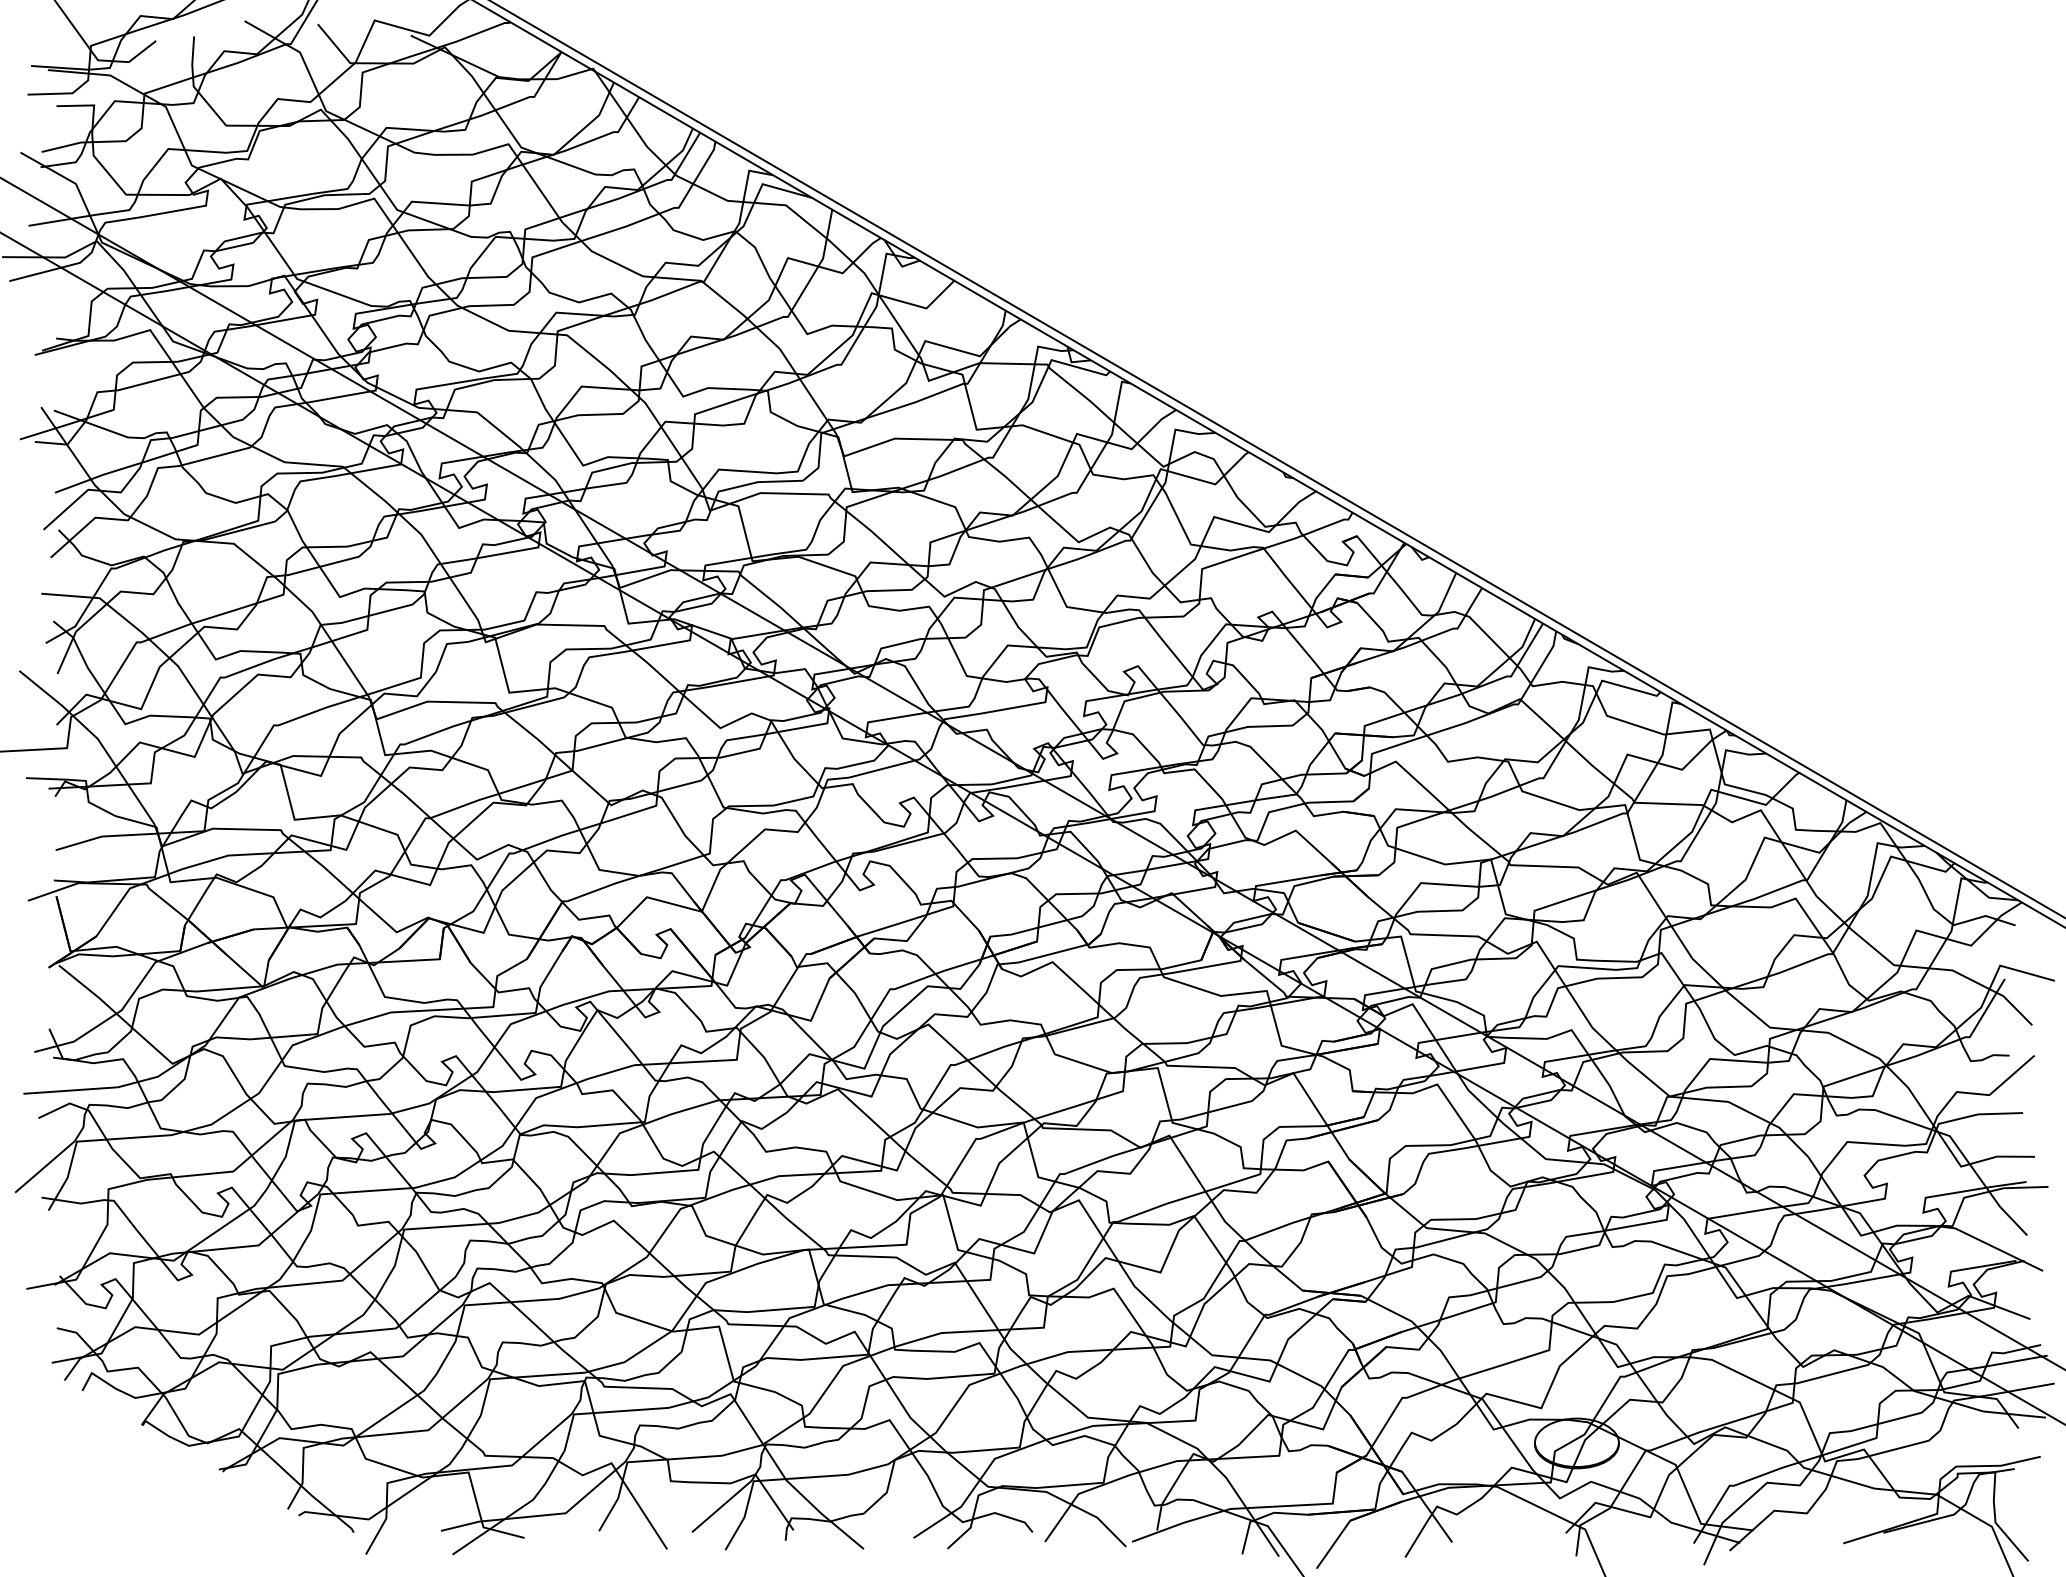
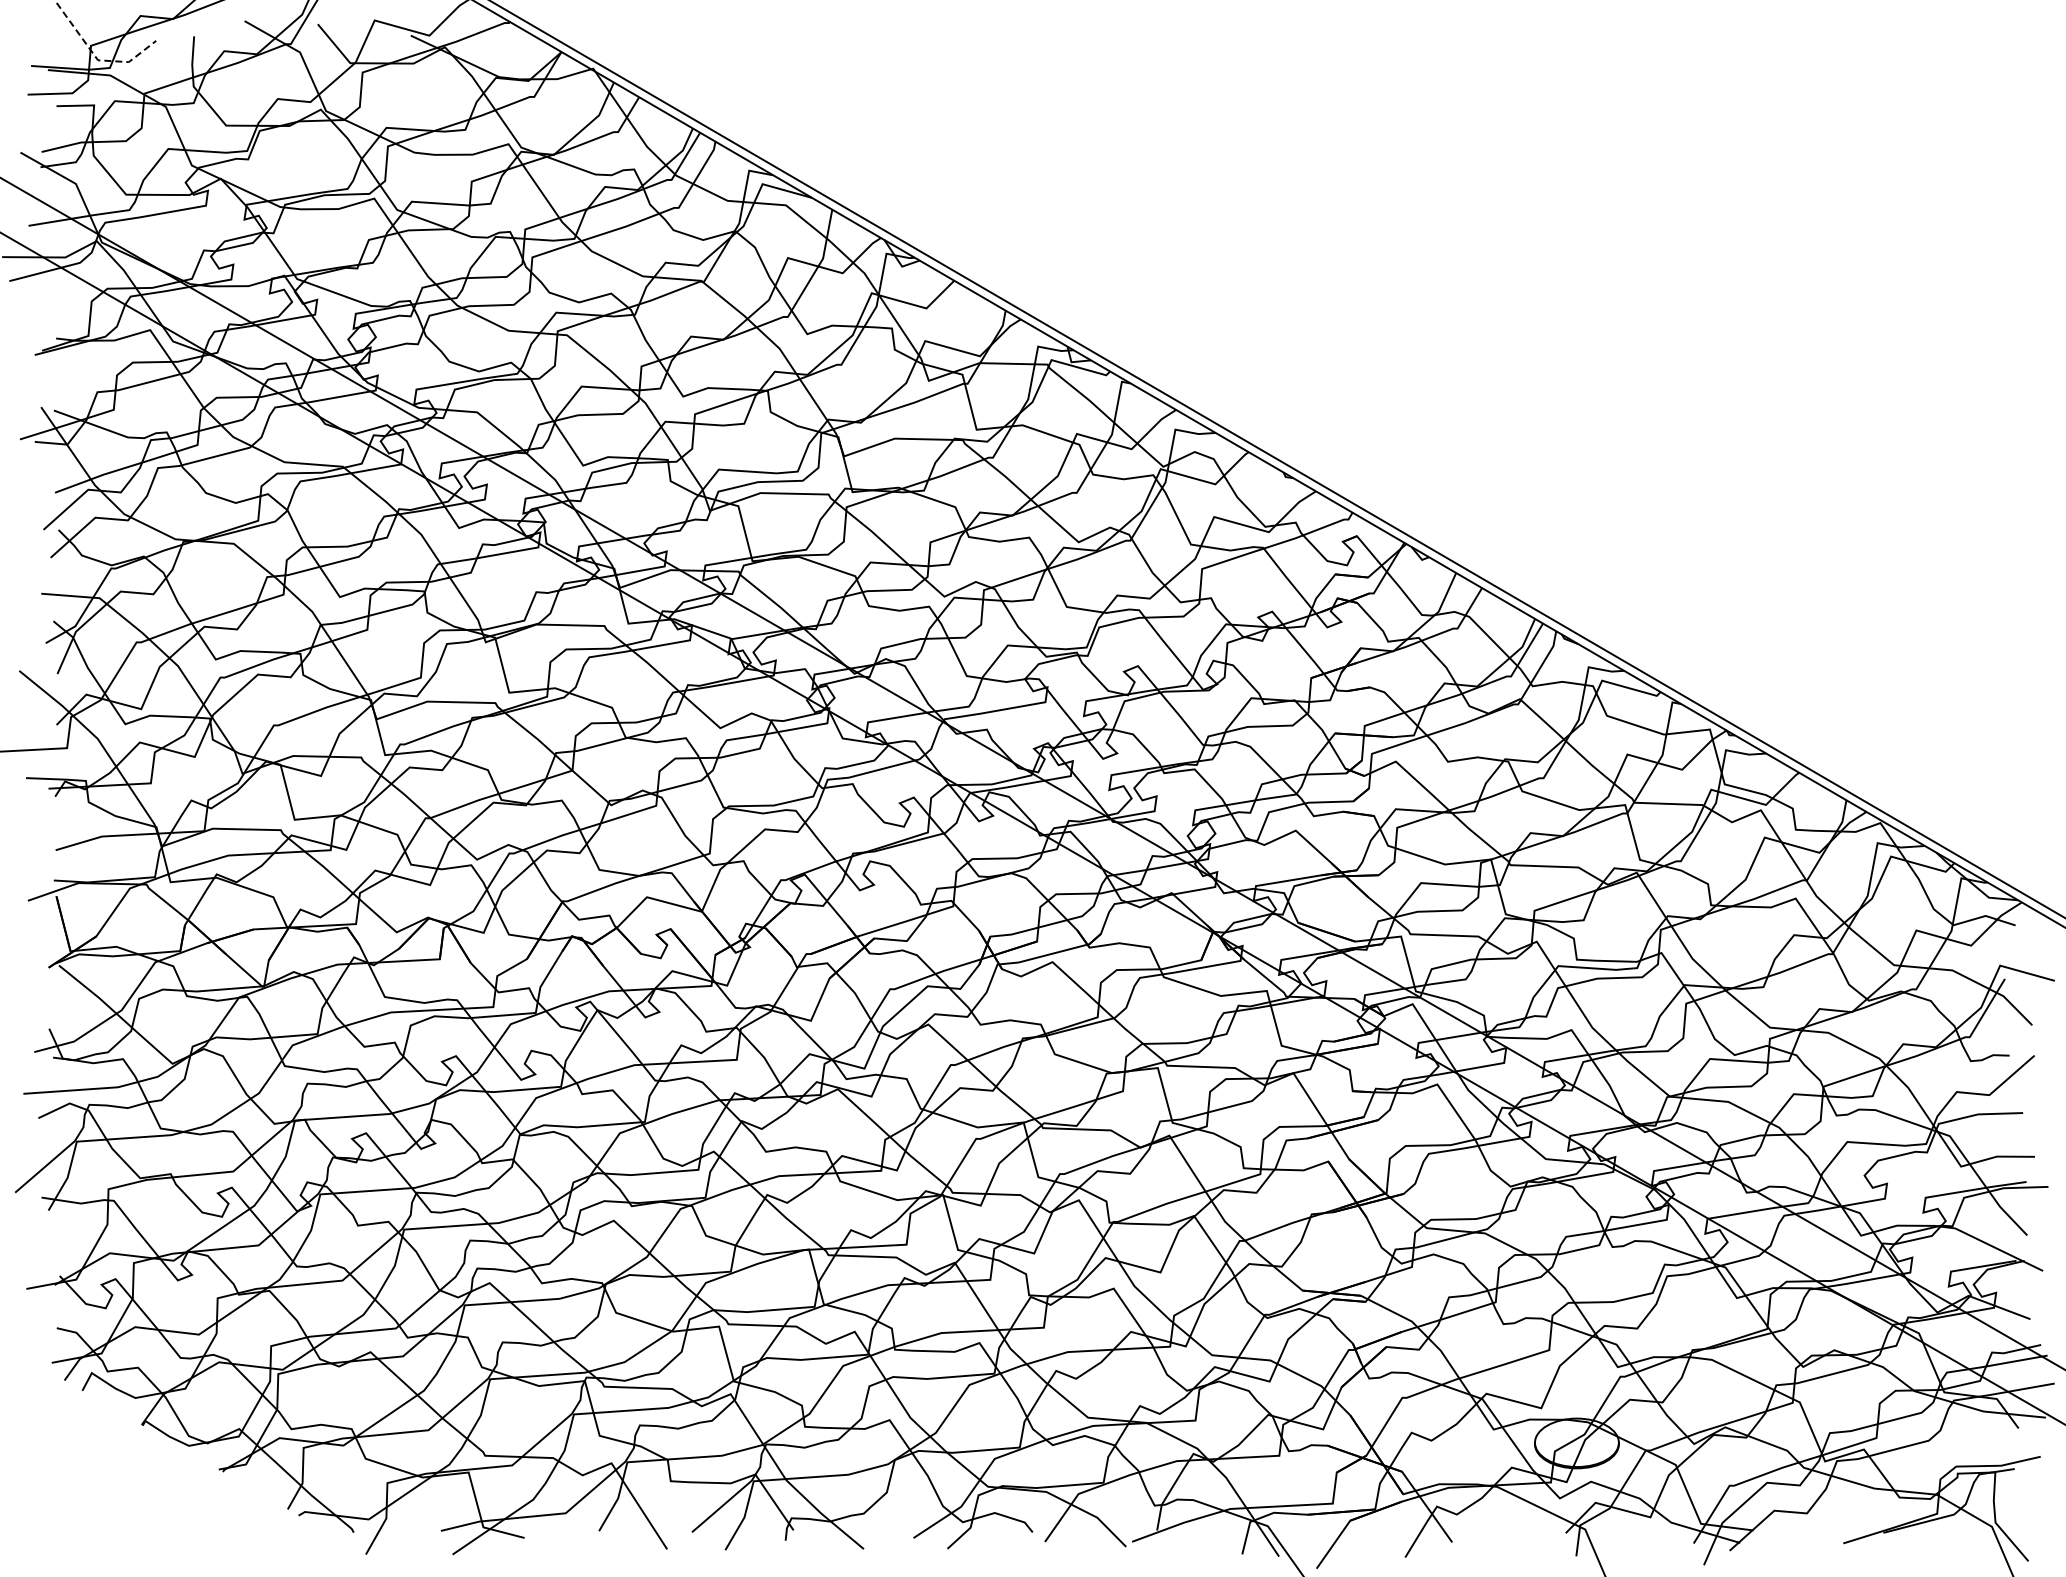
line: solid -> dashed (96, 57)
